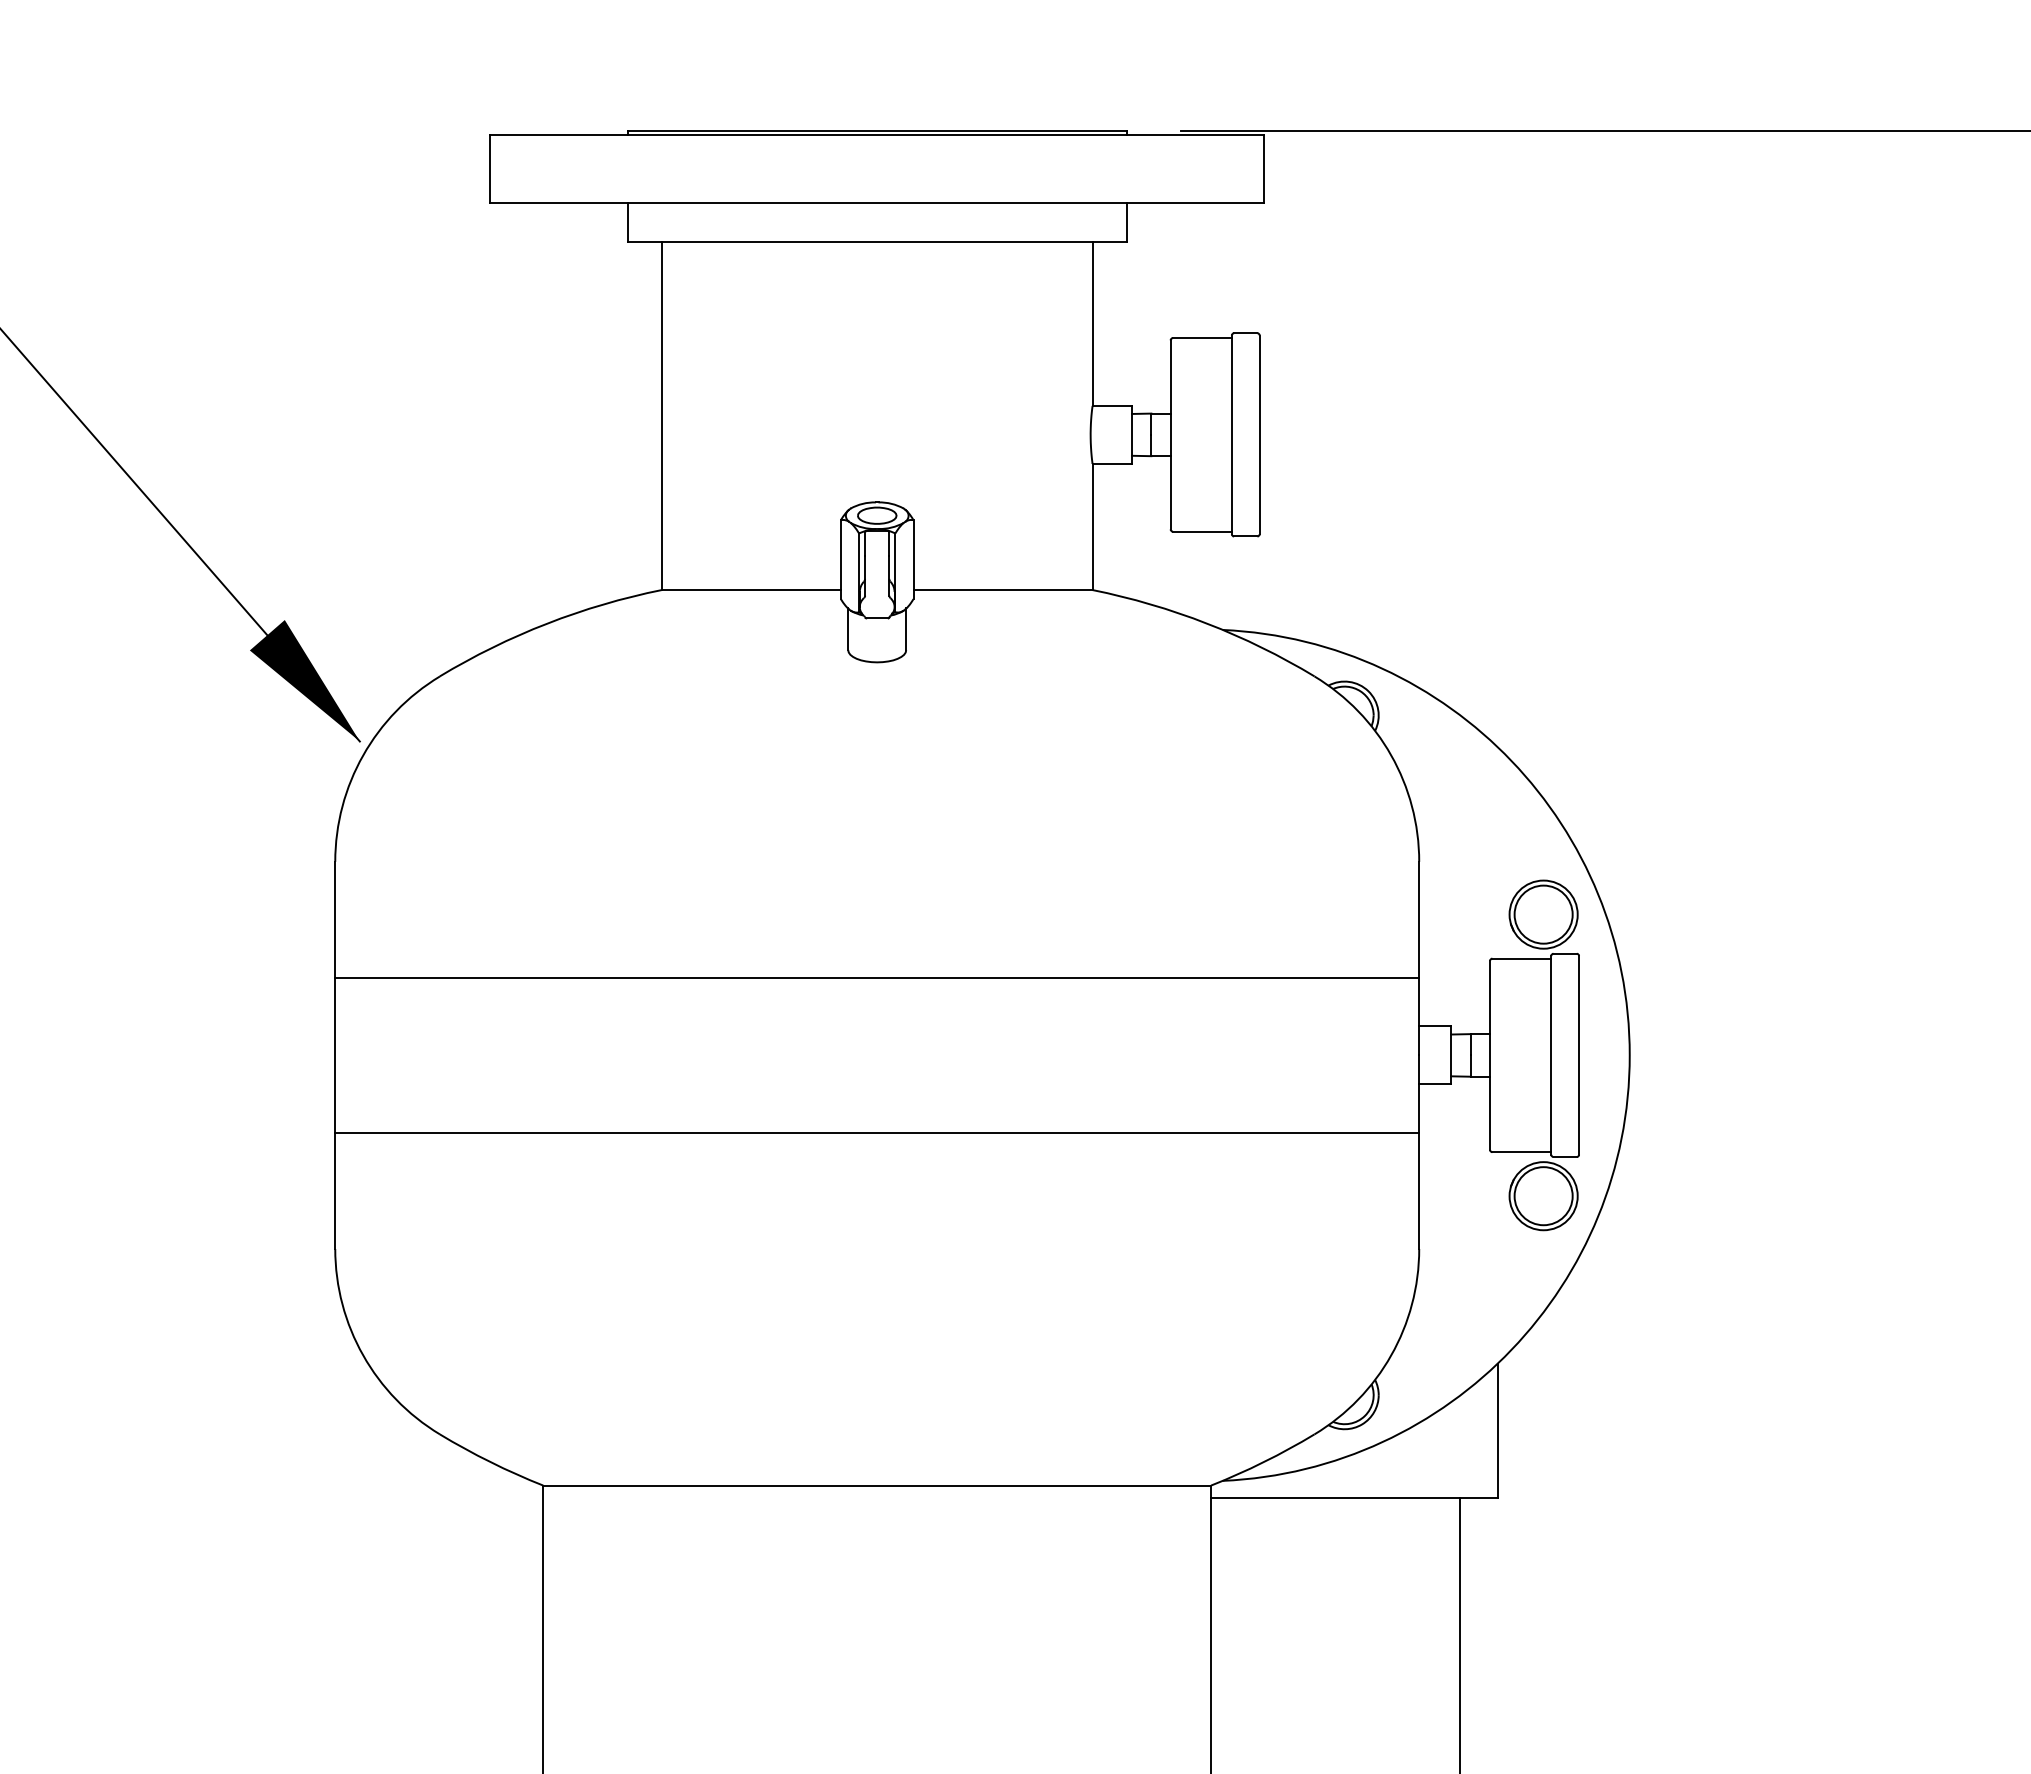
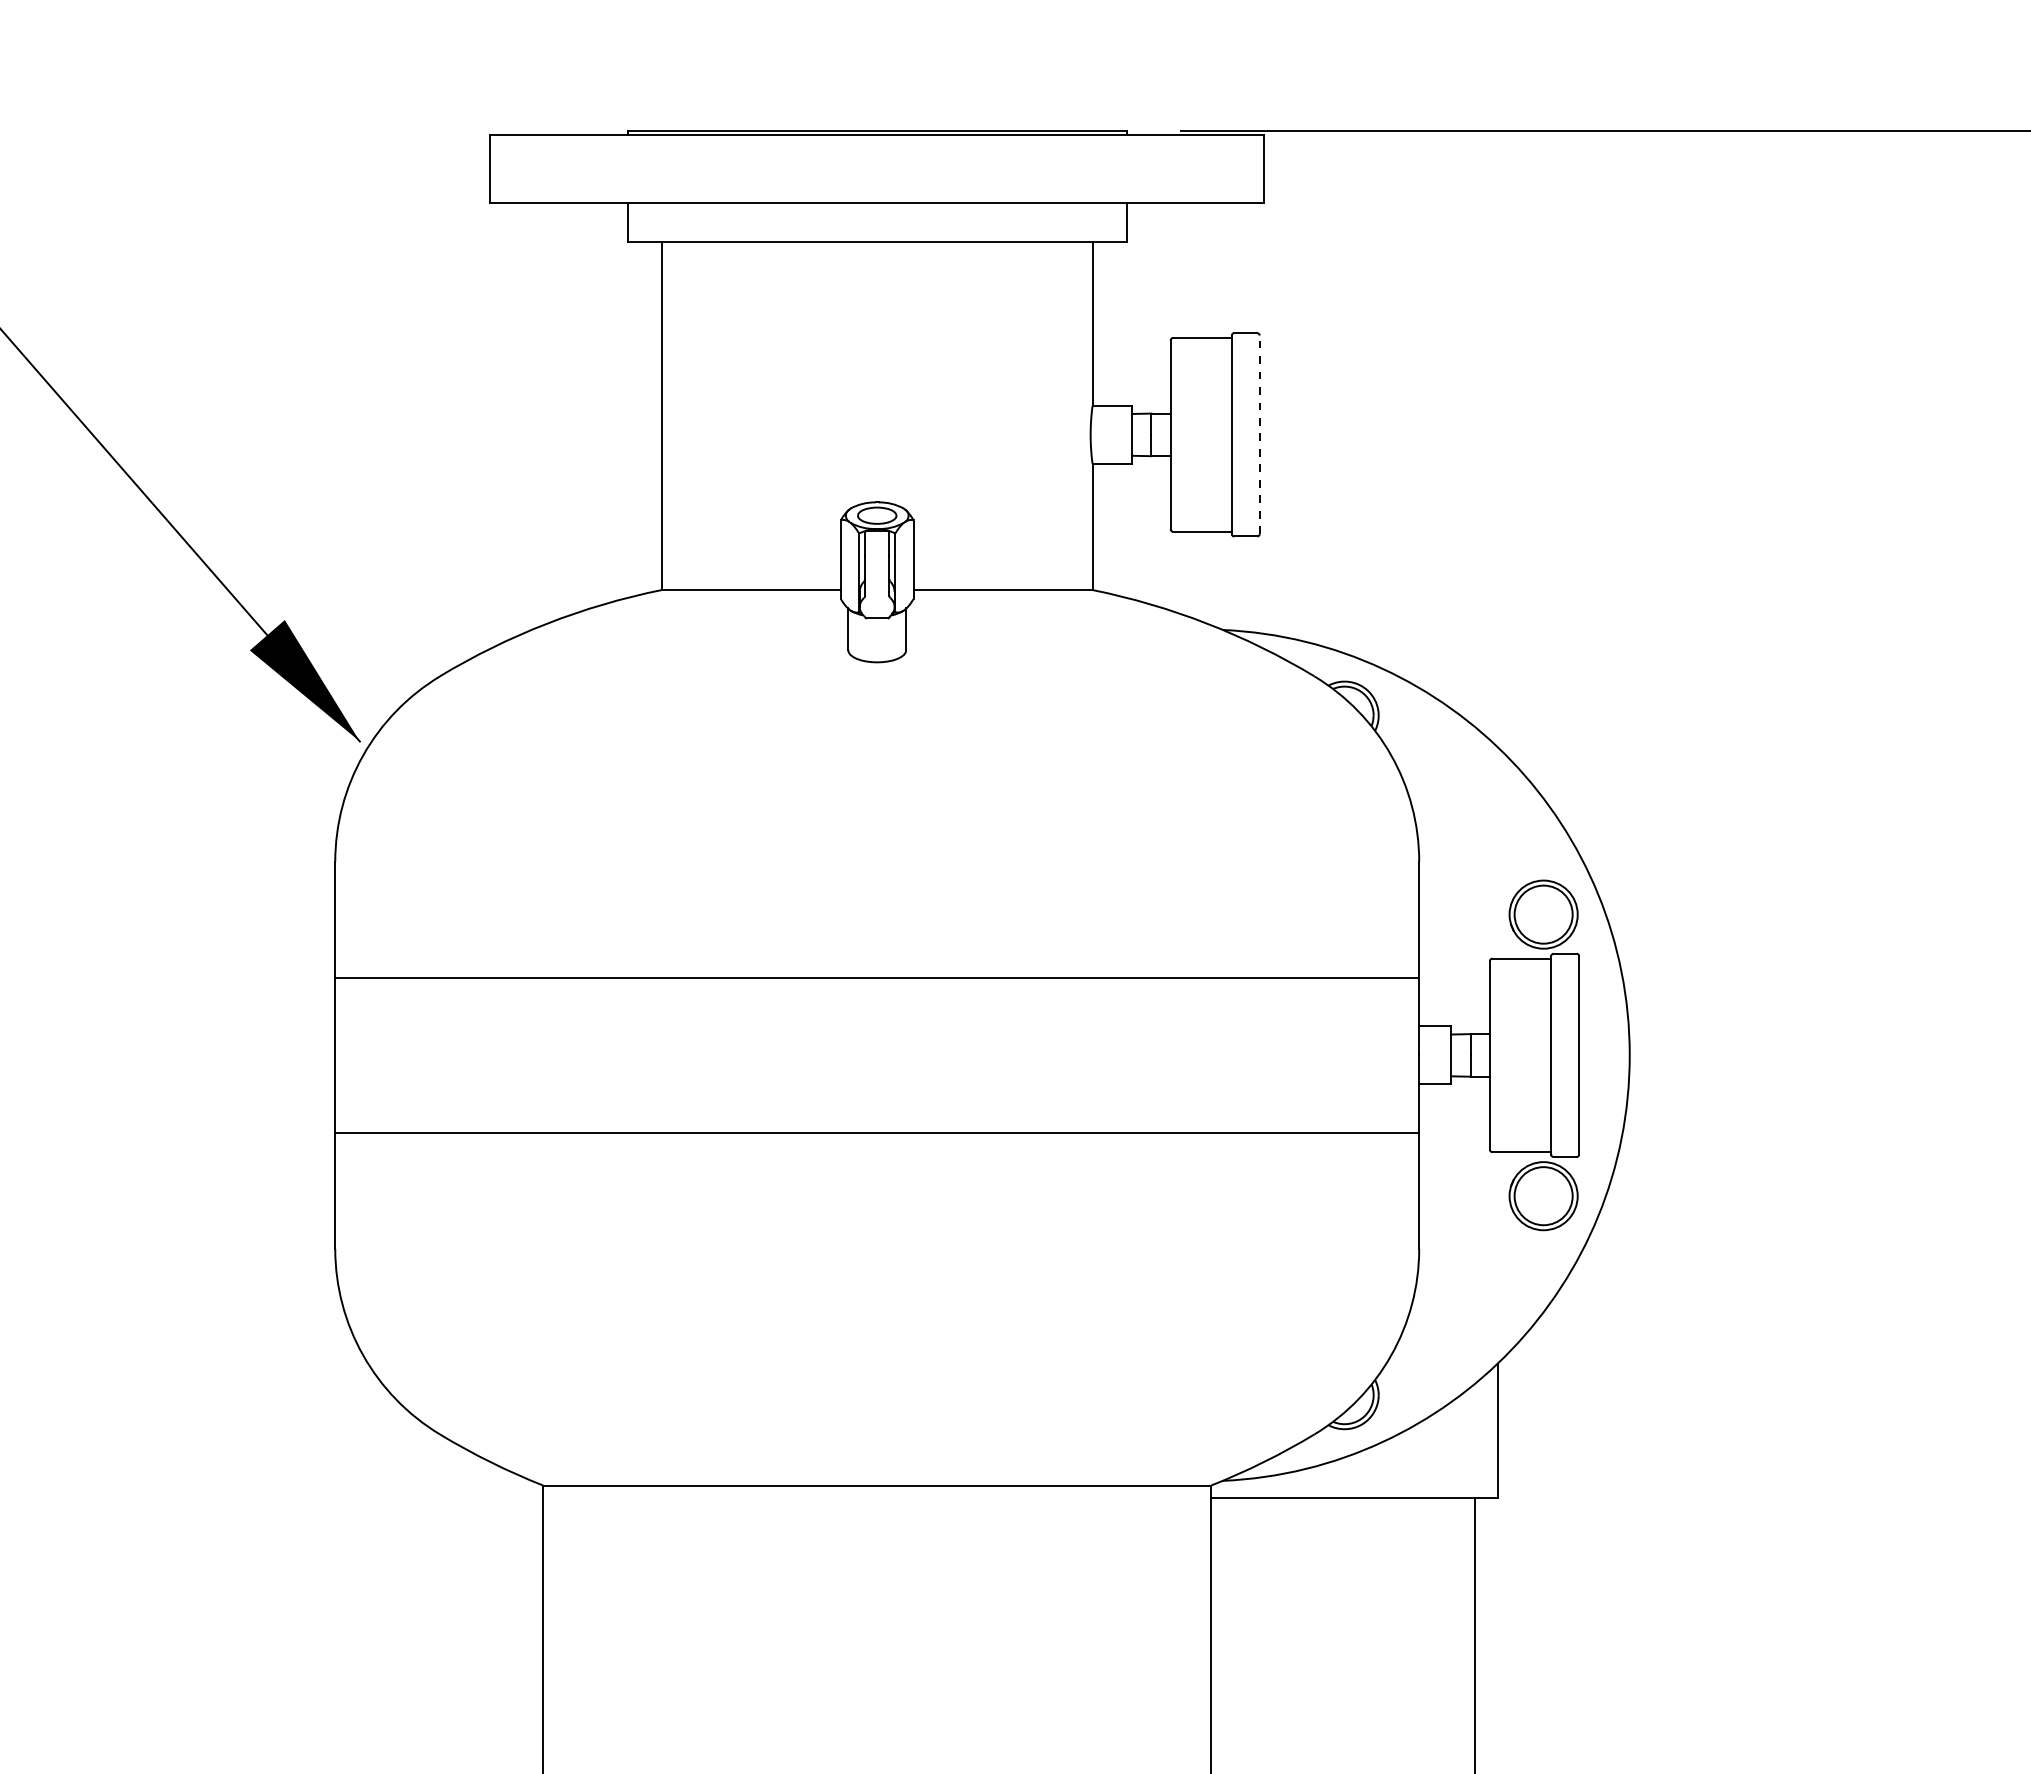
line: solid -> dashed (1259, 434)
line position: (1460, 1634) -> (1475, 1634) (1475, 1634)
